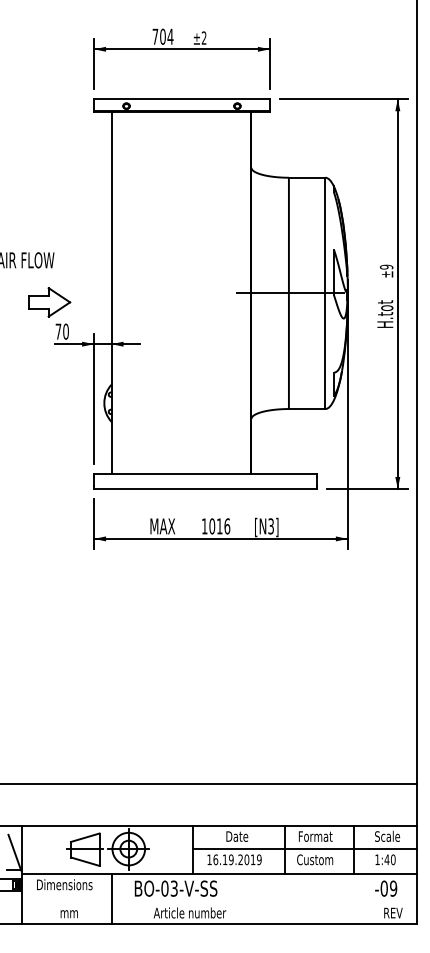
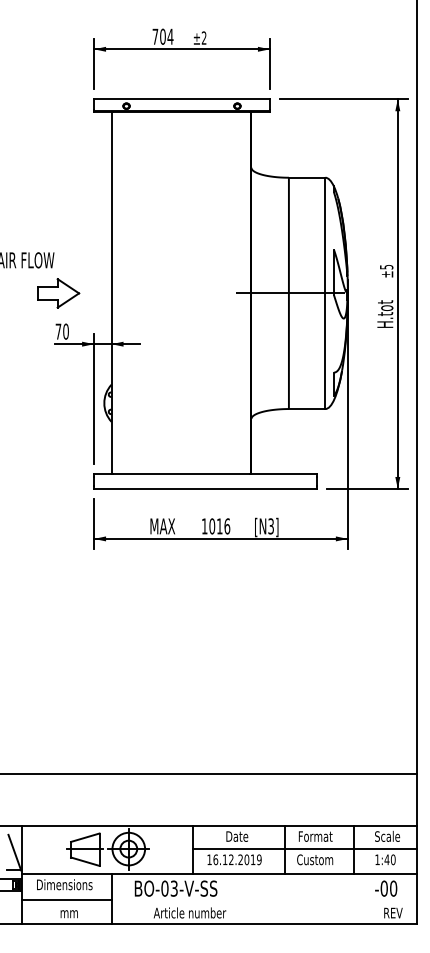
text: ±9 -> ±5 (385, 266)
part position: (49, 302) -> (58, 293) (58, 293)
line position: (209, 784) -> (209, 774) (209, 774)
text: 16.19.2019 -> 16.12.2019 (231, 859)
text: -09 -> -00 (393, 888)
line: none -> present (66, 899)
